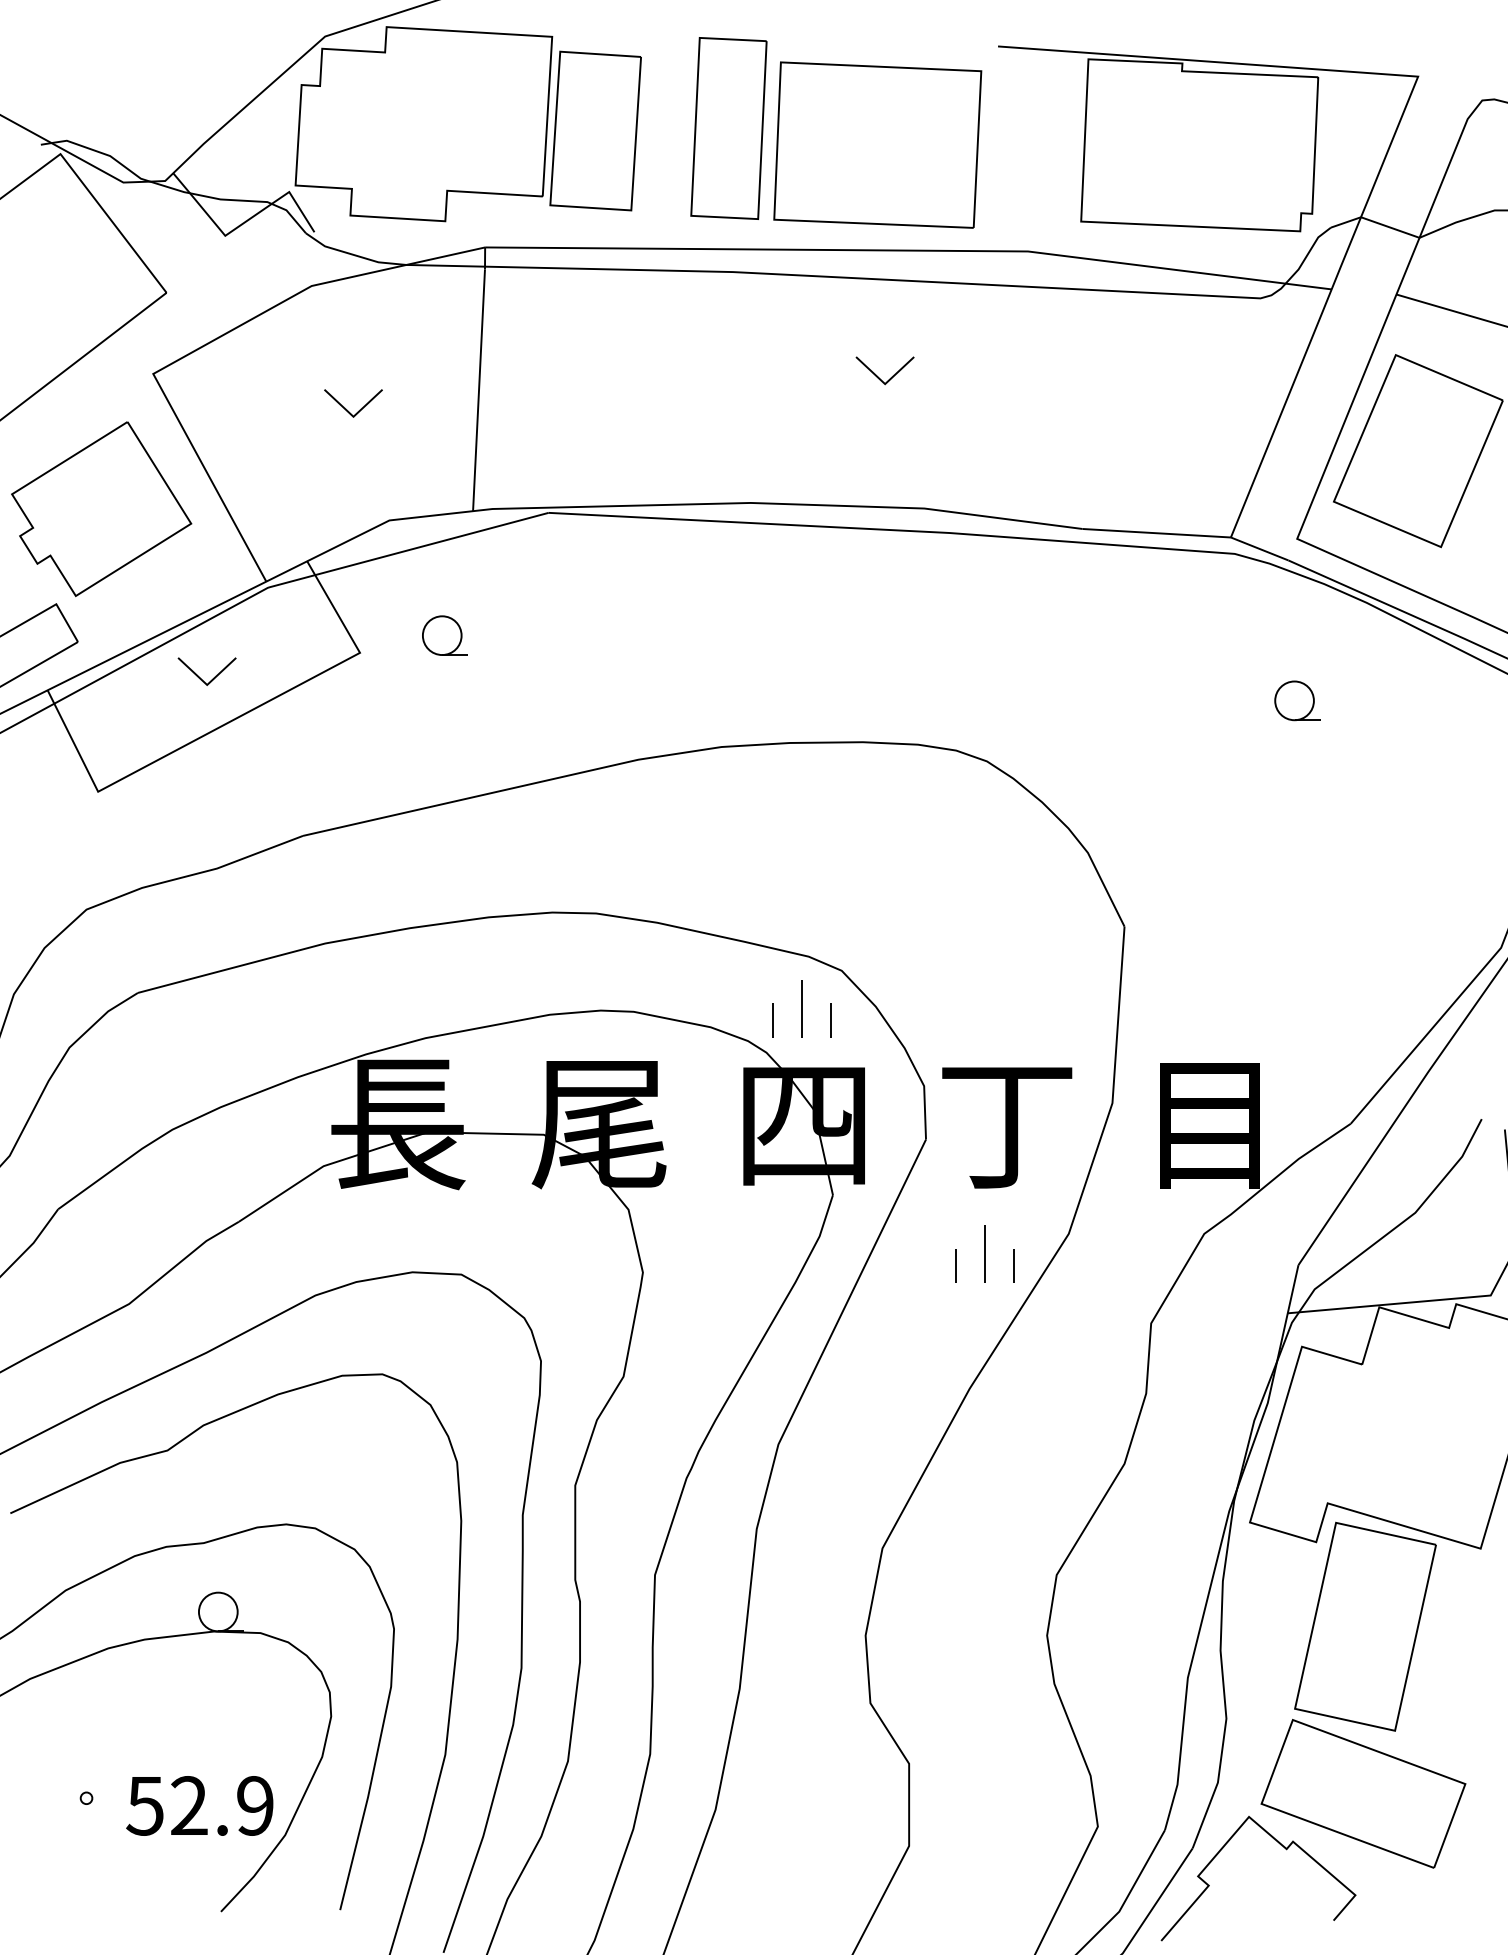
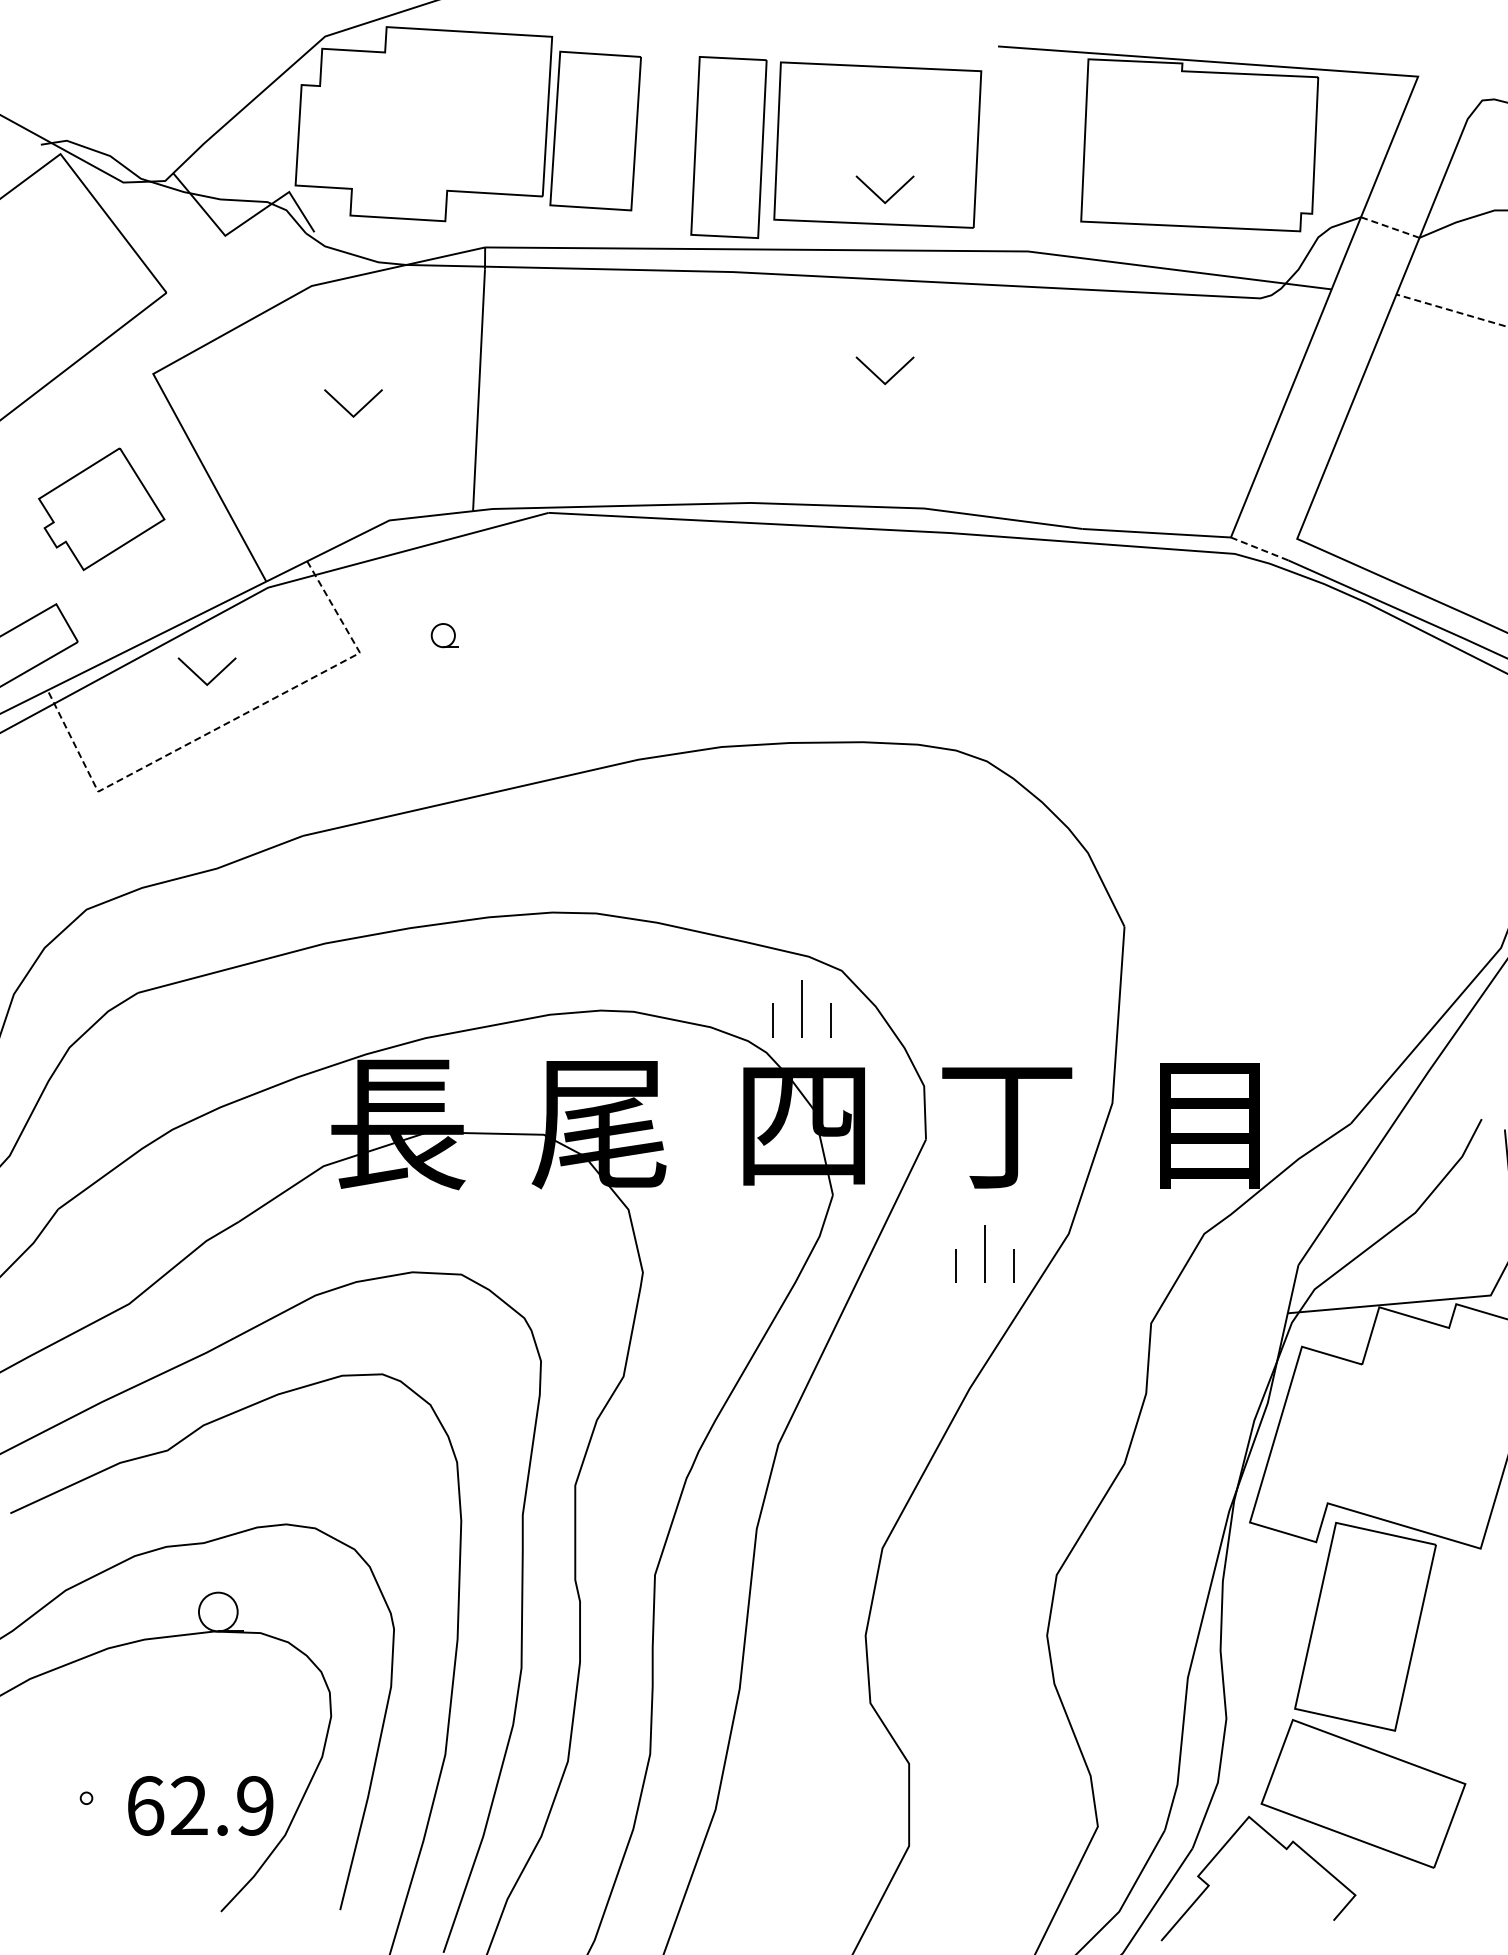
part position: (728, 128) -> (728, 147) (728, 147)
part: none -> present (878, 195)
line: solid -> dashed (1389, 227)
line: solid -> dashed (1452, 310)
part: present -> none (1418, 451)
part size: 182x177 px -> 128x125 px (101, 509)
line: solid -> dashed (1259, 548)
part size: 46x41 px -> 29x26 px (444, 635)
part: present -> none (1297, 700)
line: solid -> dashed (225, 724)
text: 52.9 -> 62.9 (145, 1805)
